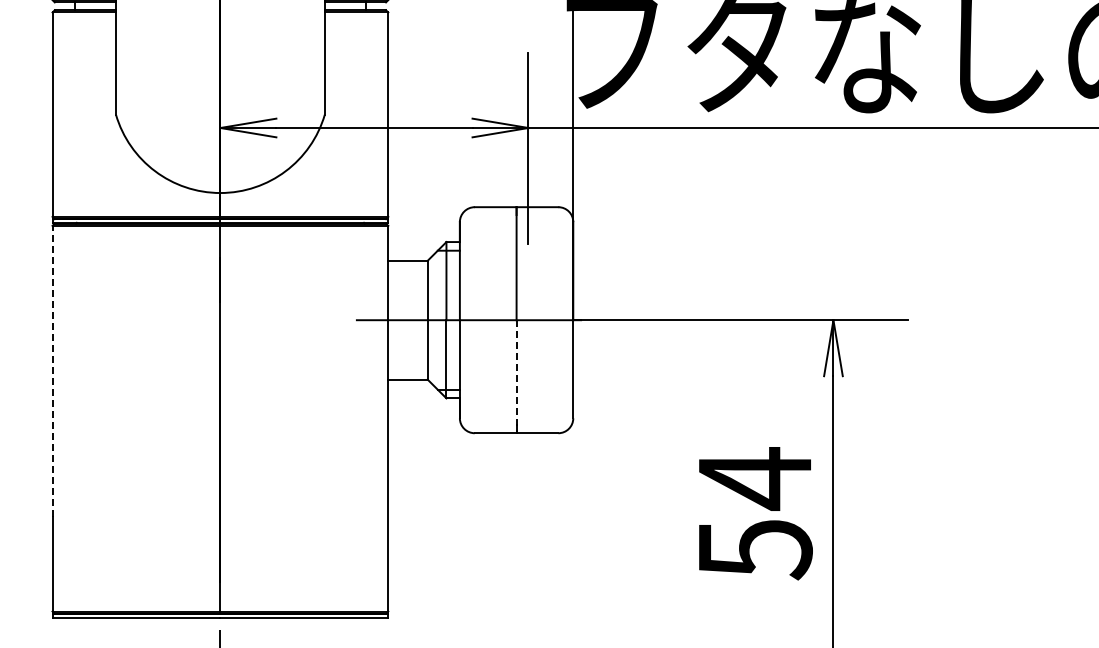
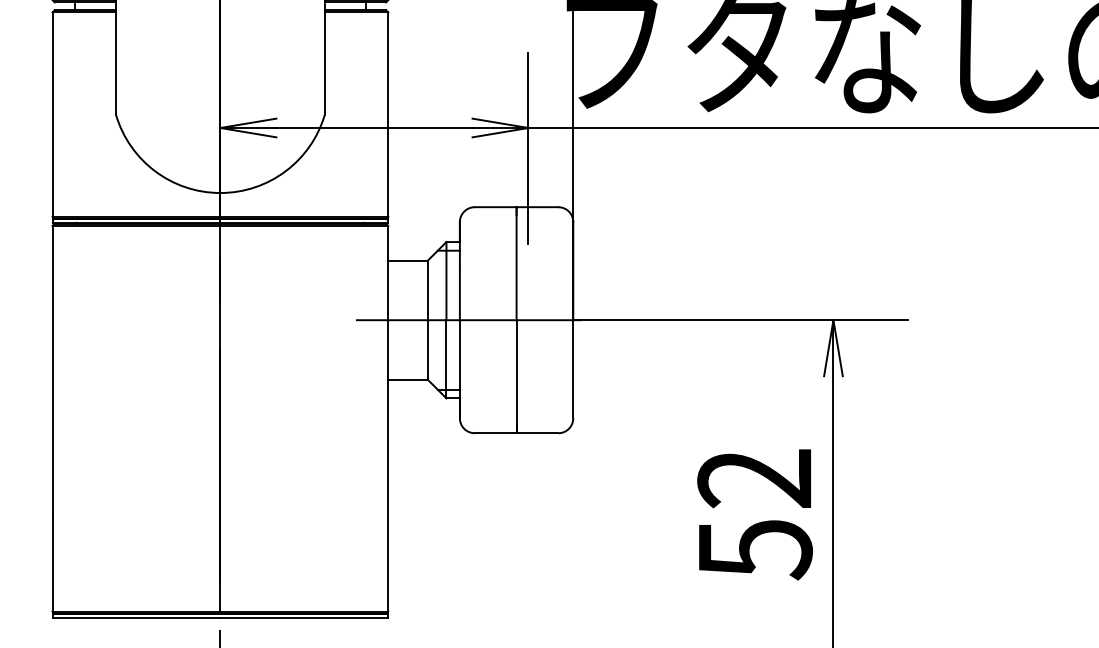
line: dashed -> solid (52, 371)
line: dashed -> solid (516, 376)
text: 54 -> 52 (753, 478)
